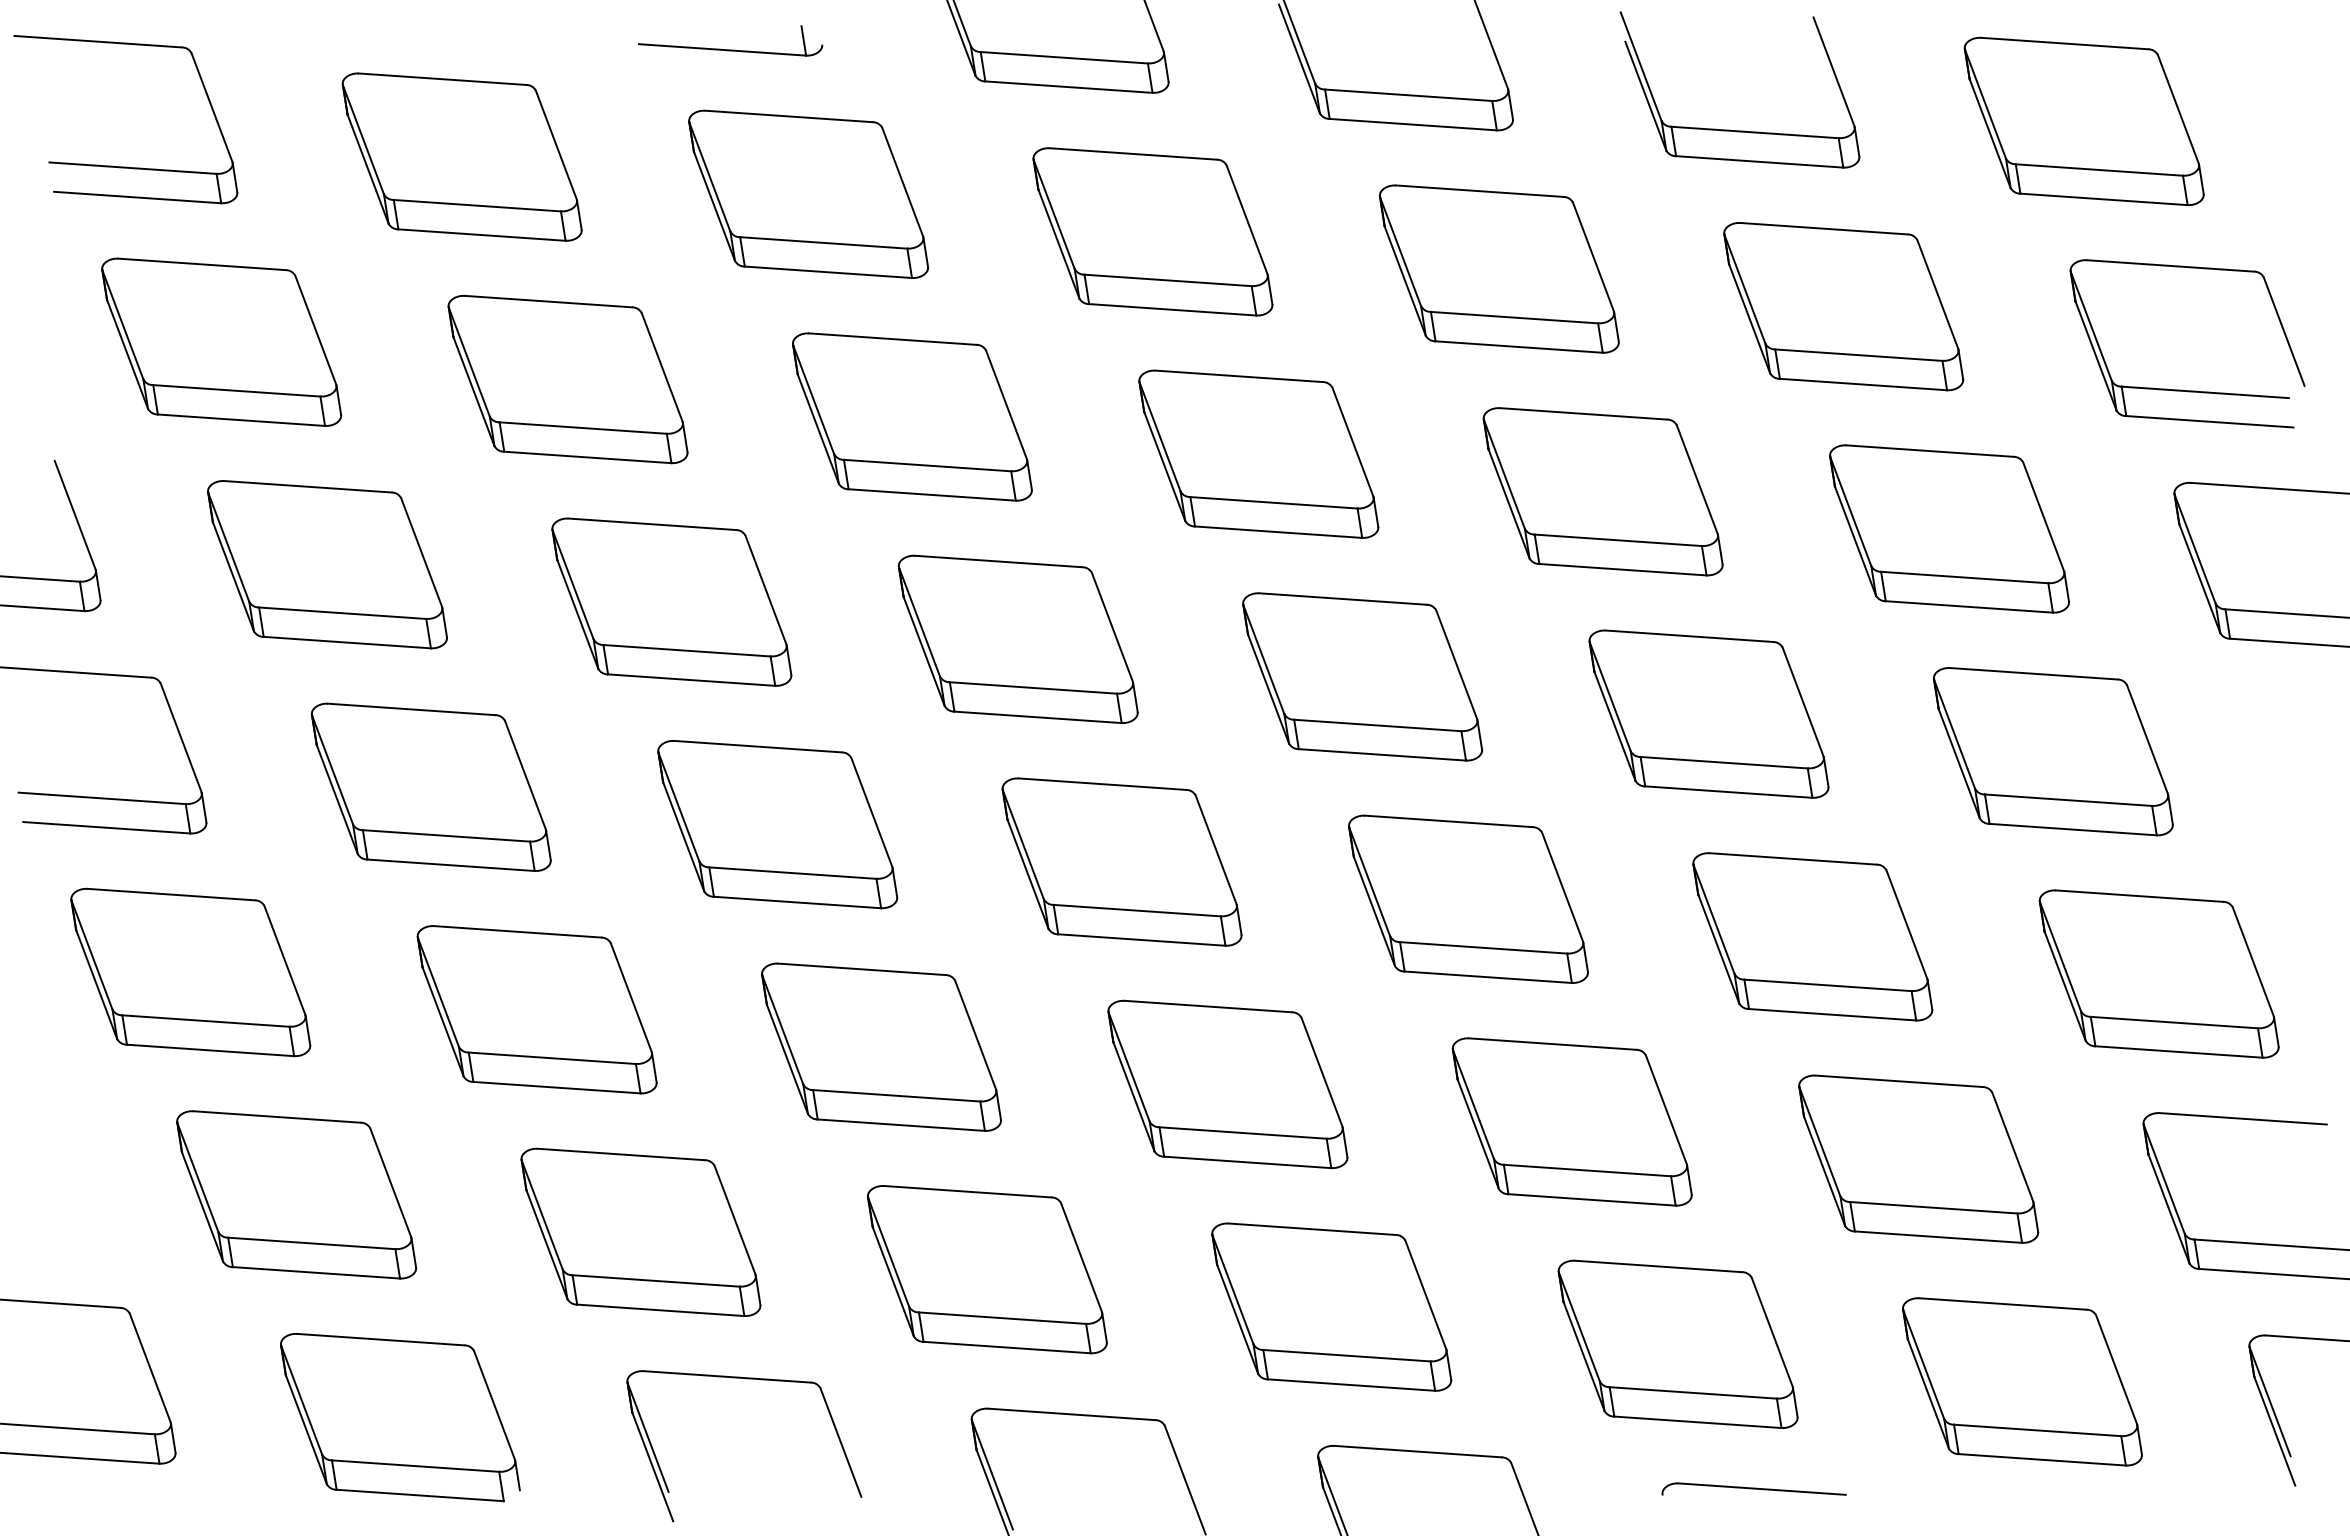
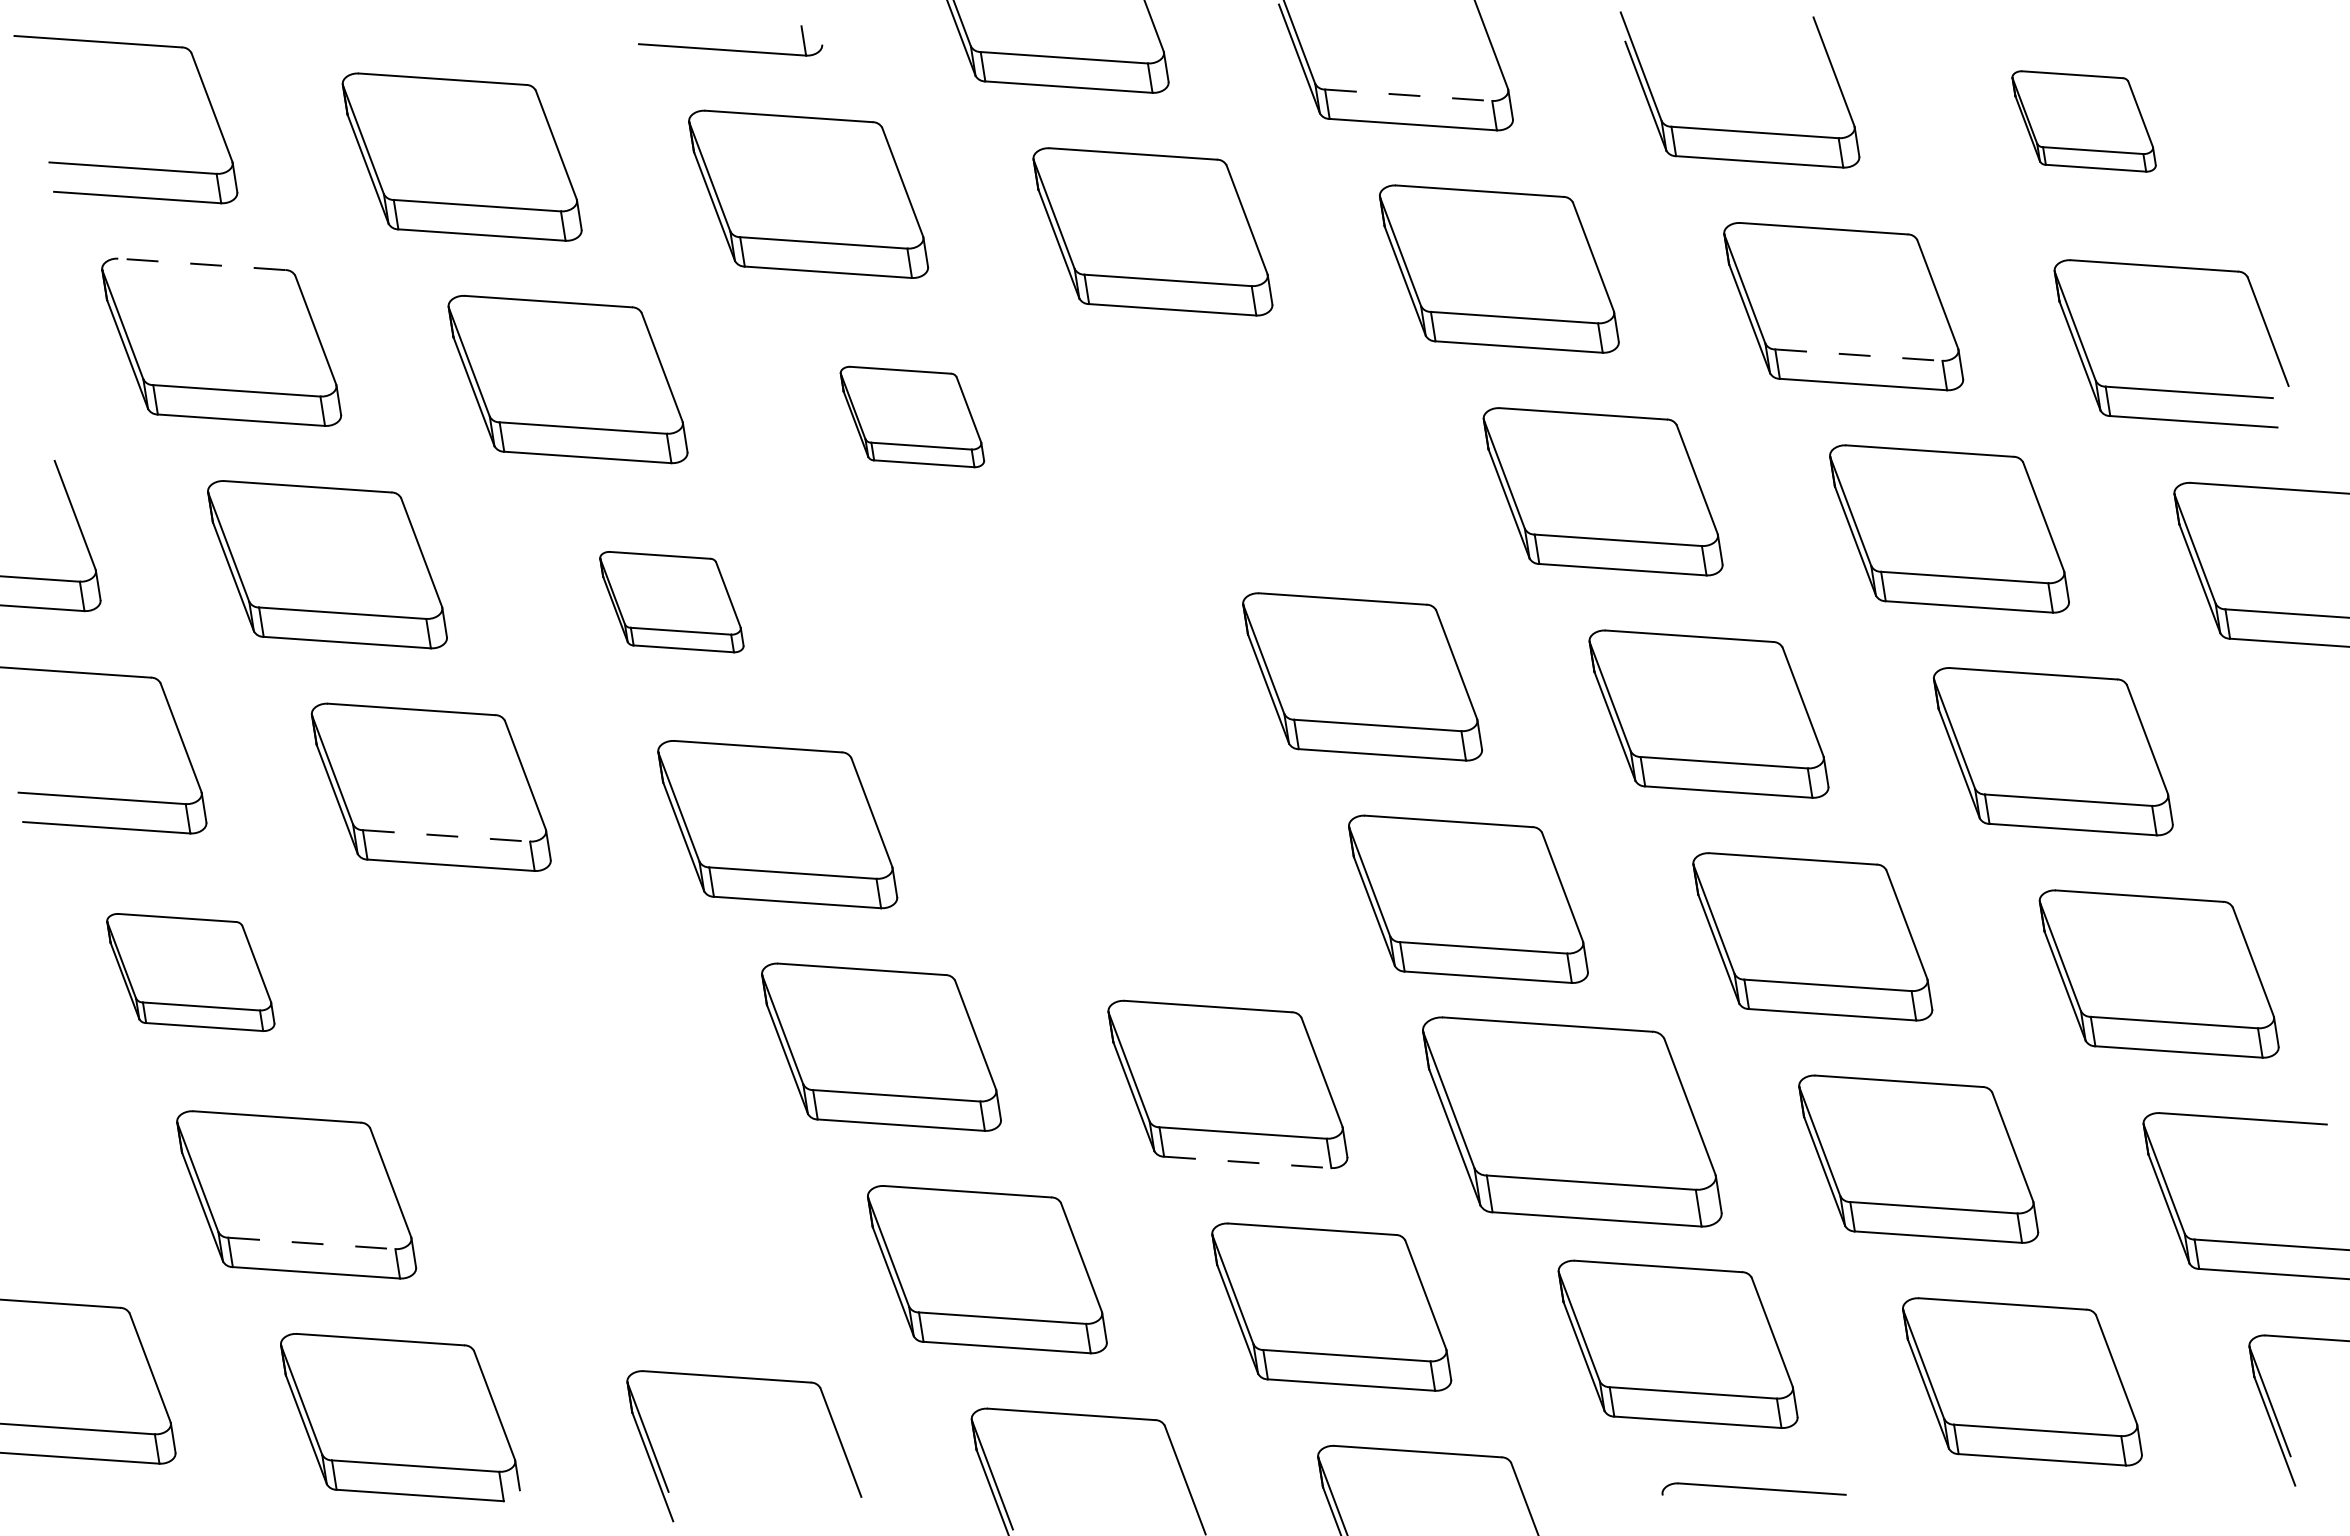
line: solid -> dashed (1408, 95)
part size: 242x171 px -> 146x103 px (2083, 121)
line: solid -> dashed (201, 264)
line: solid -> dashed (1858, 355)
part position: (2182, 389) -> (2166, 389) (2166, 389)
part size: 241x170 px -> 147x104 px (912, 416)
part: present -> none (1258, 453)
part size: 242x170 px -> 146x103 px (671, 602)
part: present -> none (1017, 638)
line: solid -> dashed (446, 835)
part: present -> none (1121, 861)
part size: 242x171 px -> 170x119 px (190, 972)
part: present -> none (536, 1009)
part size: 242x170 px -> 301x212 px (1572, 1121)
line: solid -> dashed (1247, 1162)
part: present -> none (640, 1231)
line: solid -> dashed (311, 1243)
